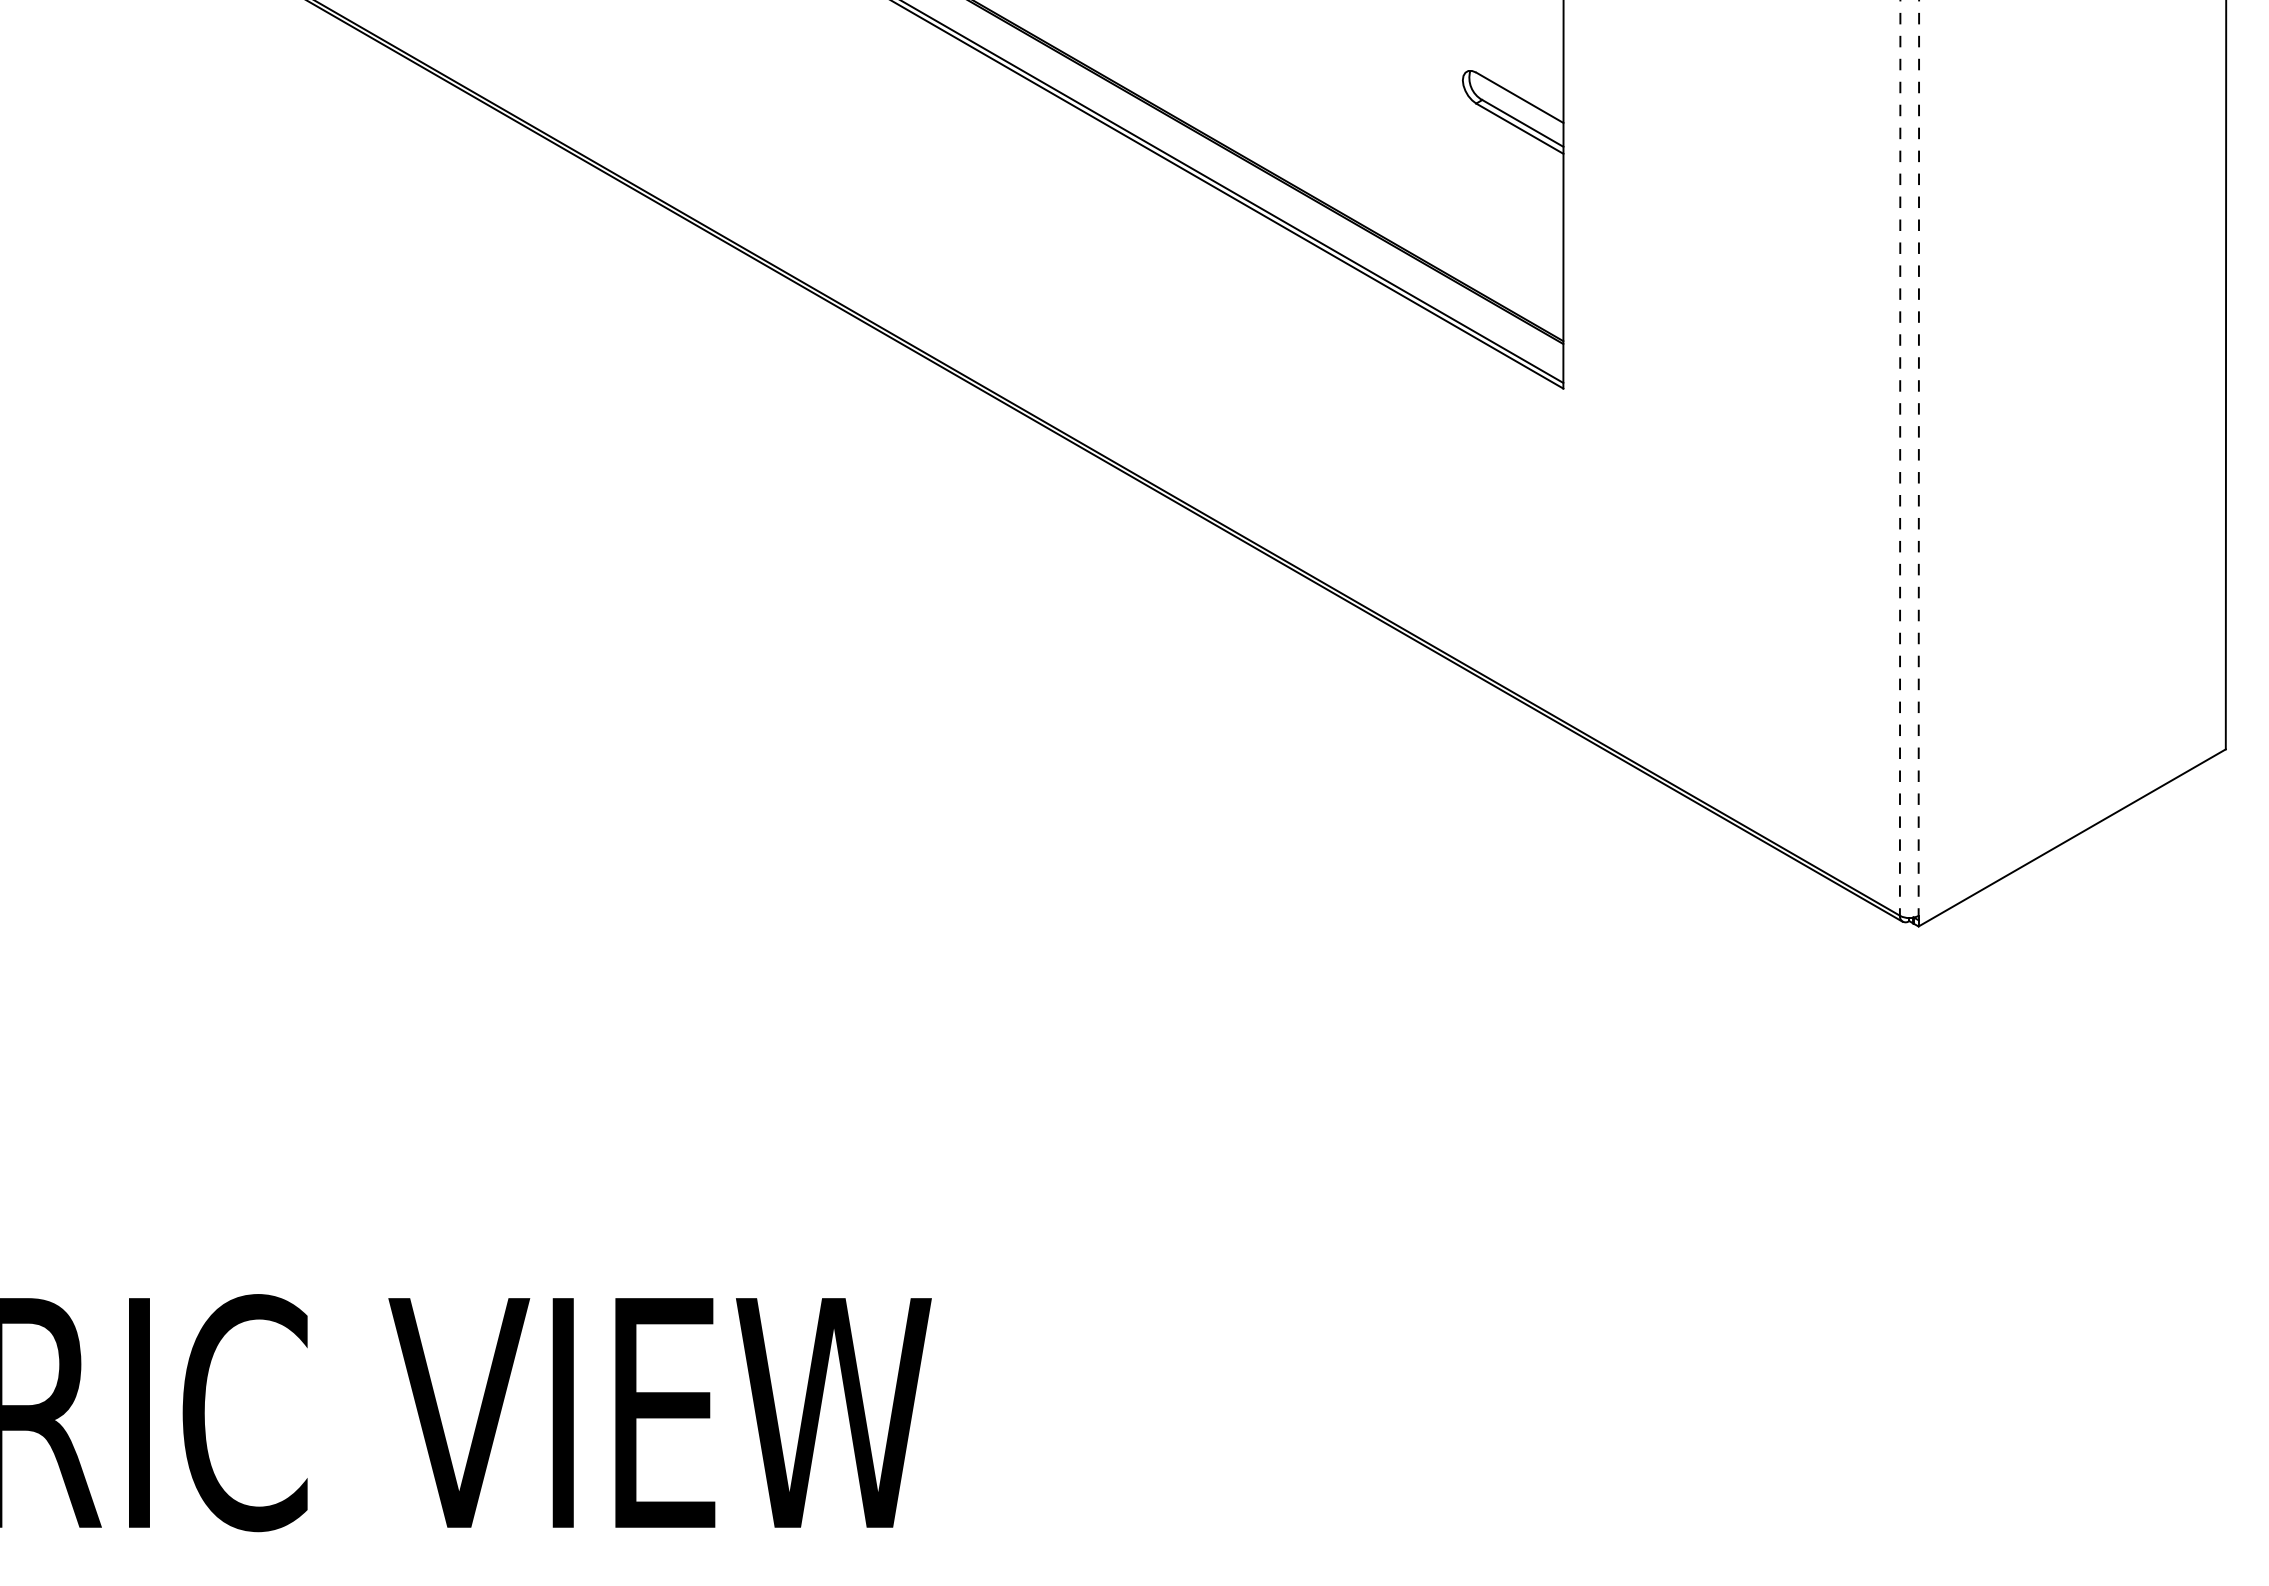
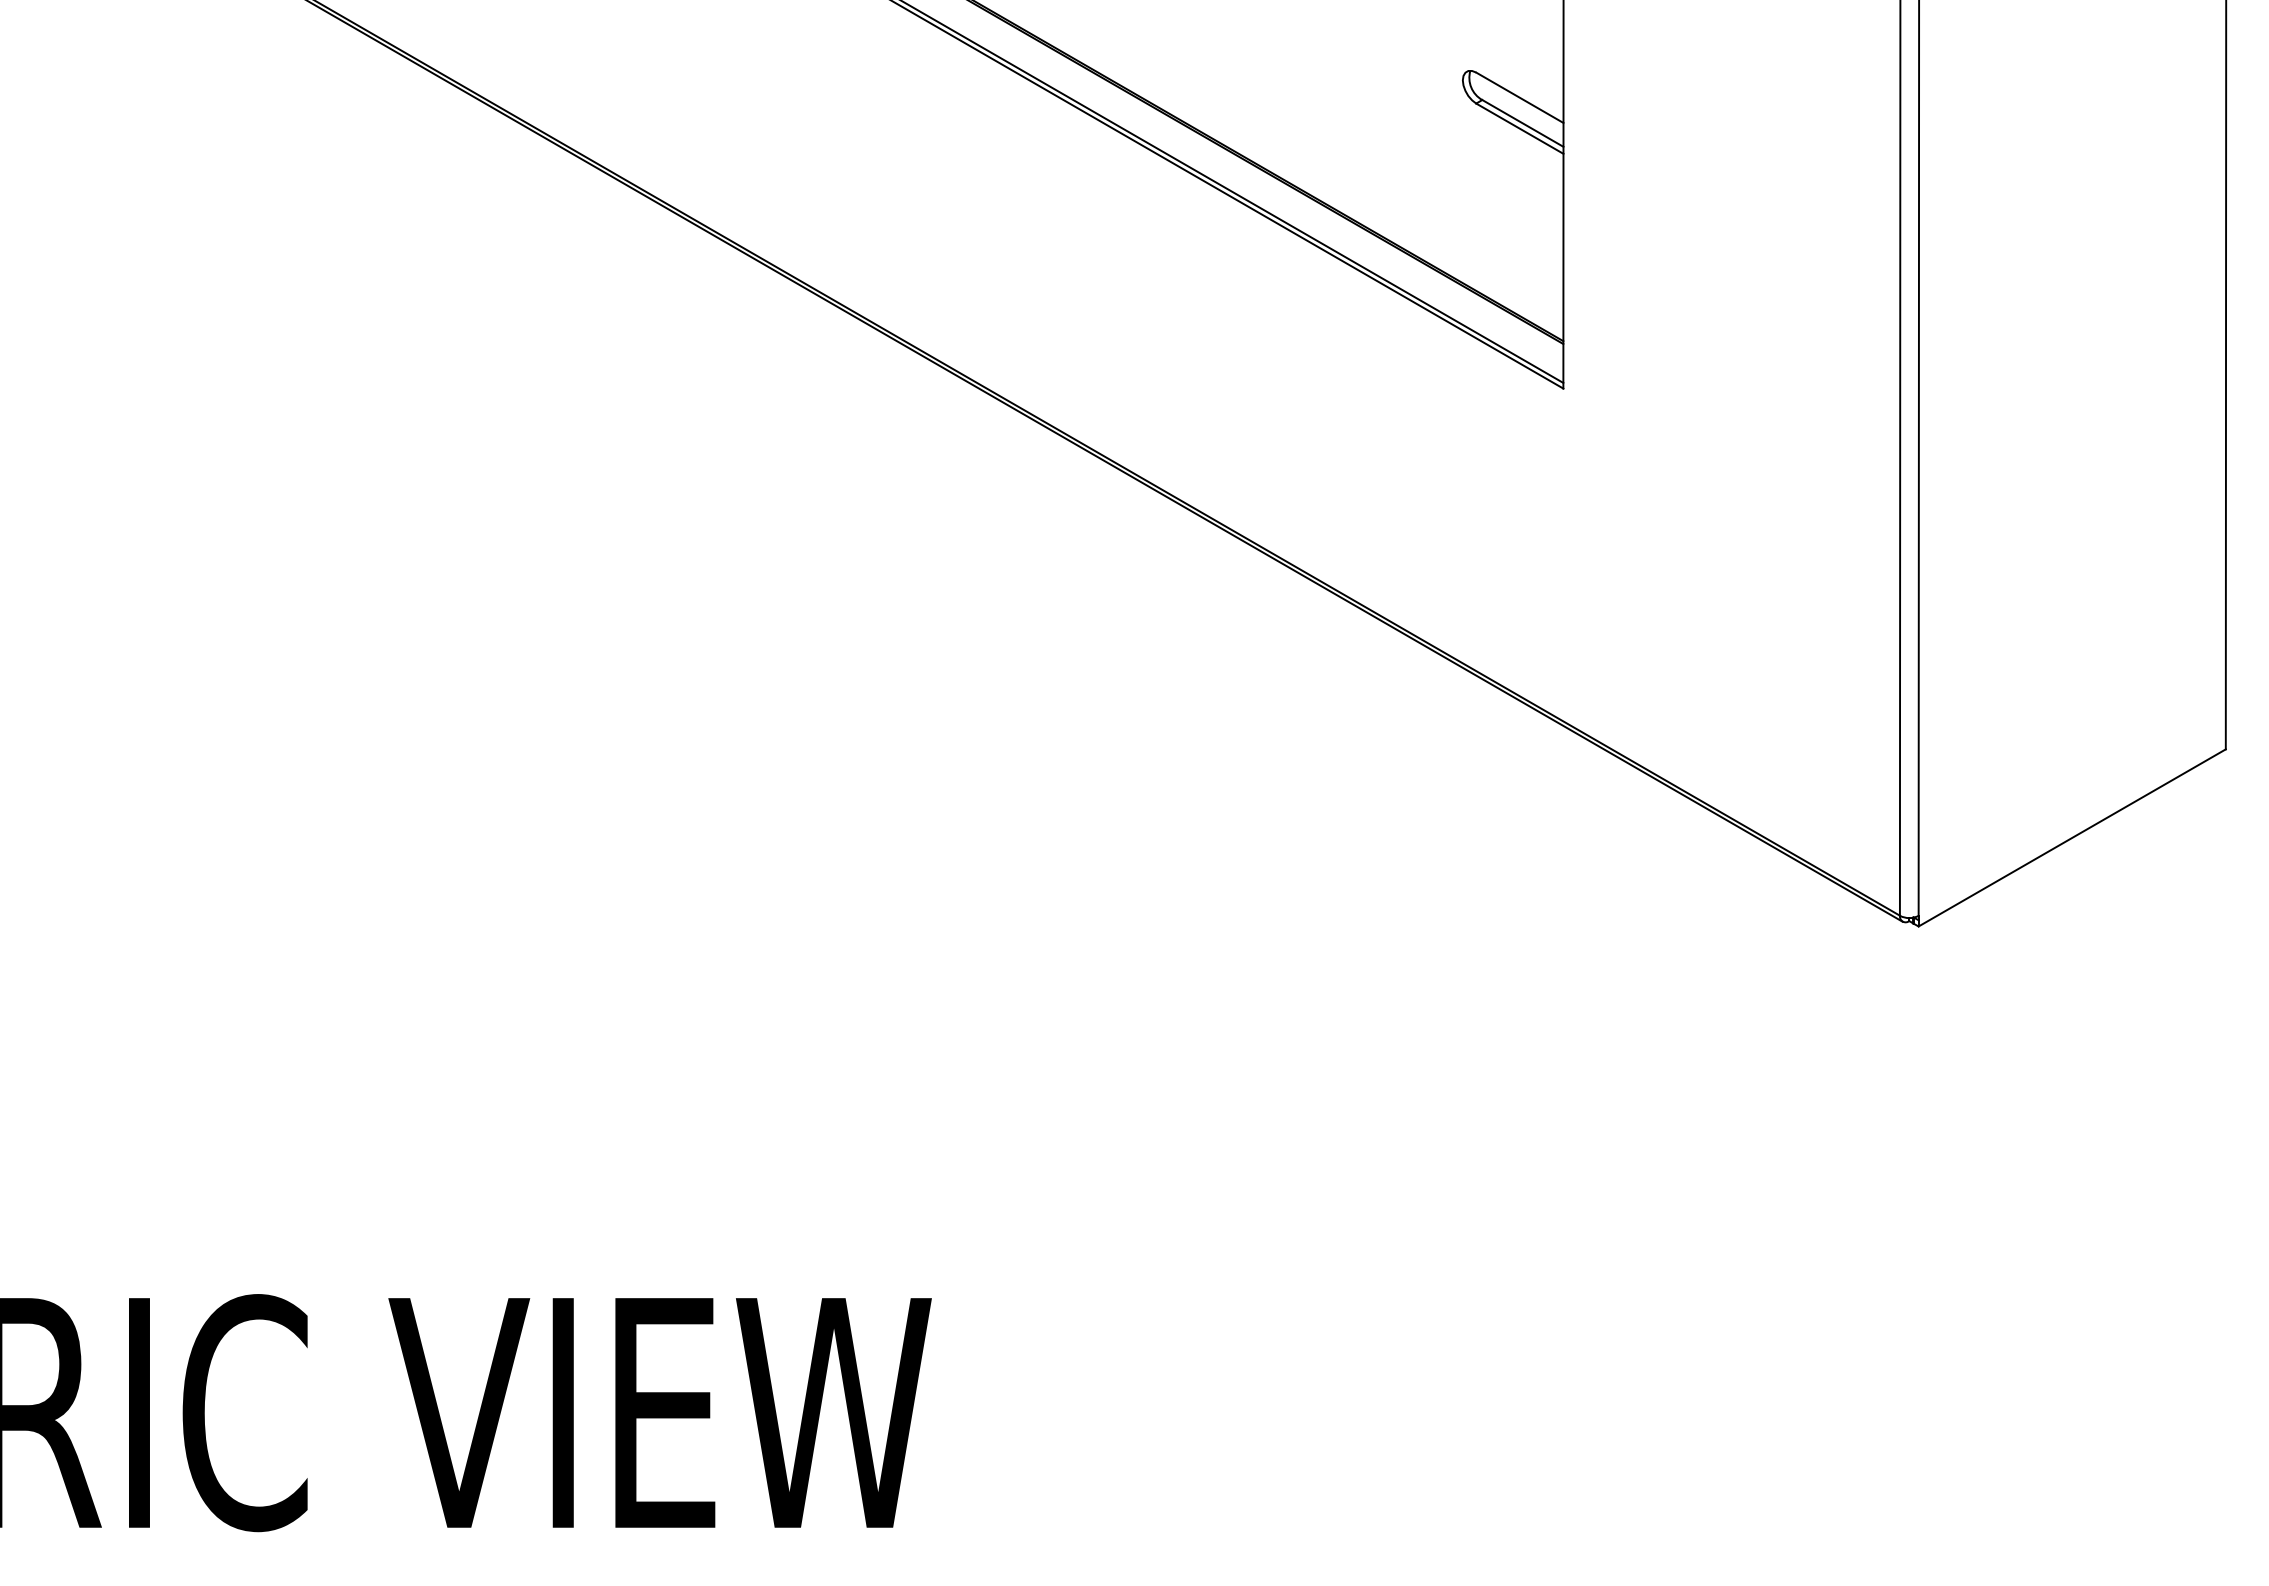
line: dashed -> solid (1900, 458)
line: dashed -> solid (1918, 458)
